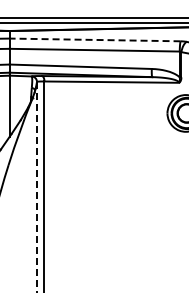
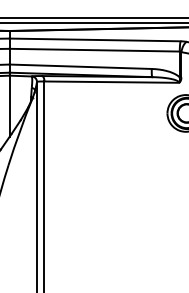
line: dashed -> solid (94, 39)
line: dashed -> solid (36, 187)
